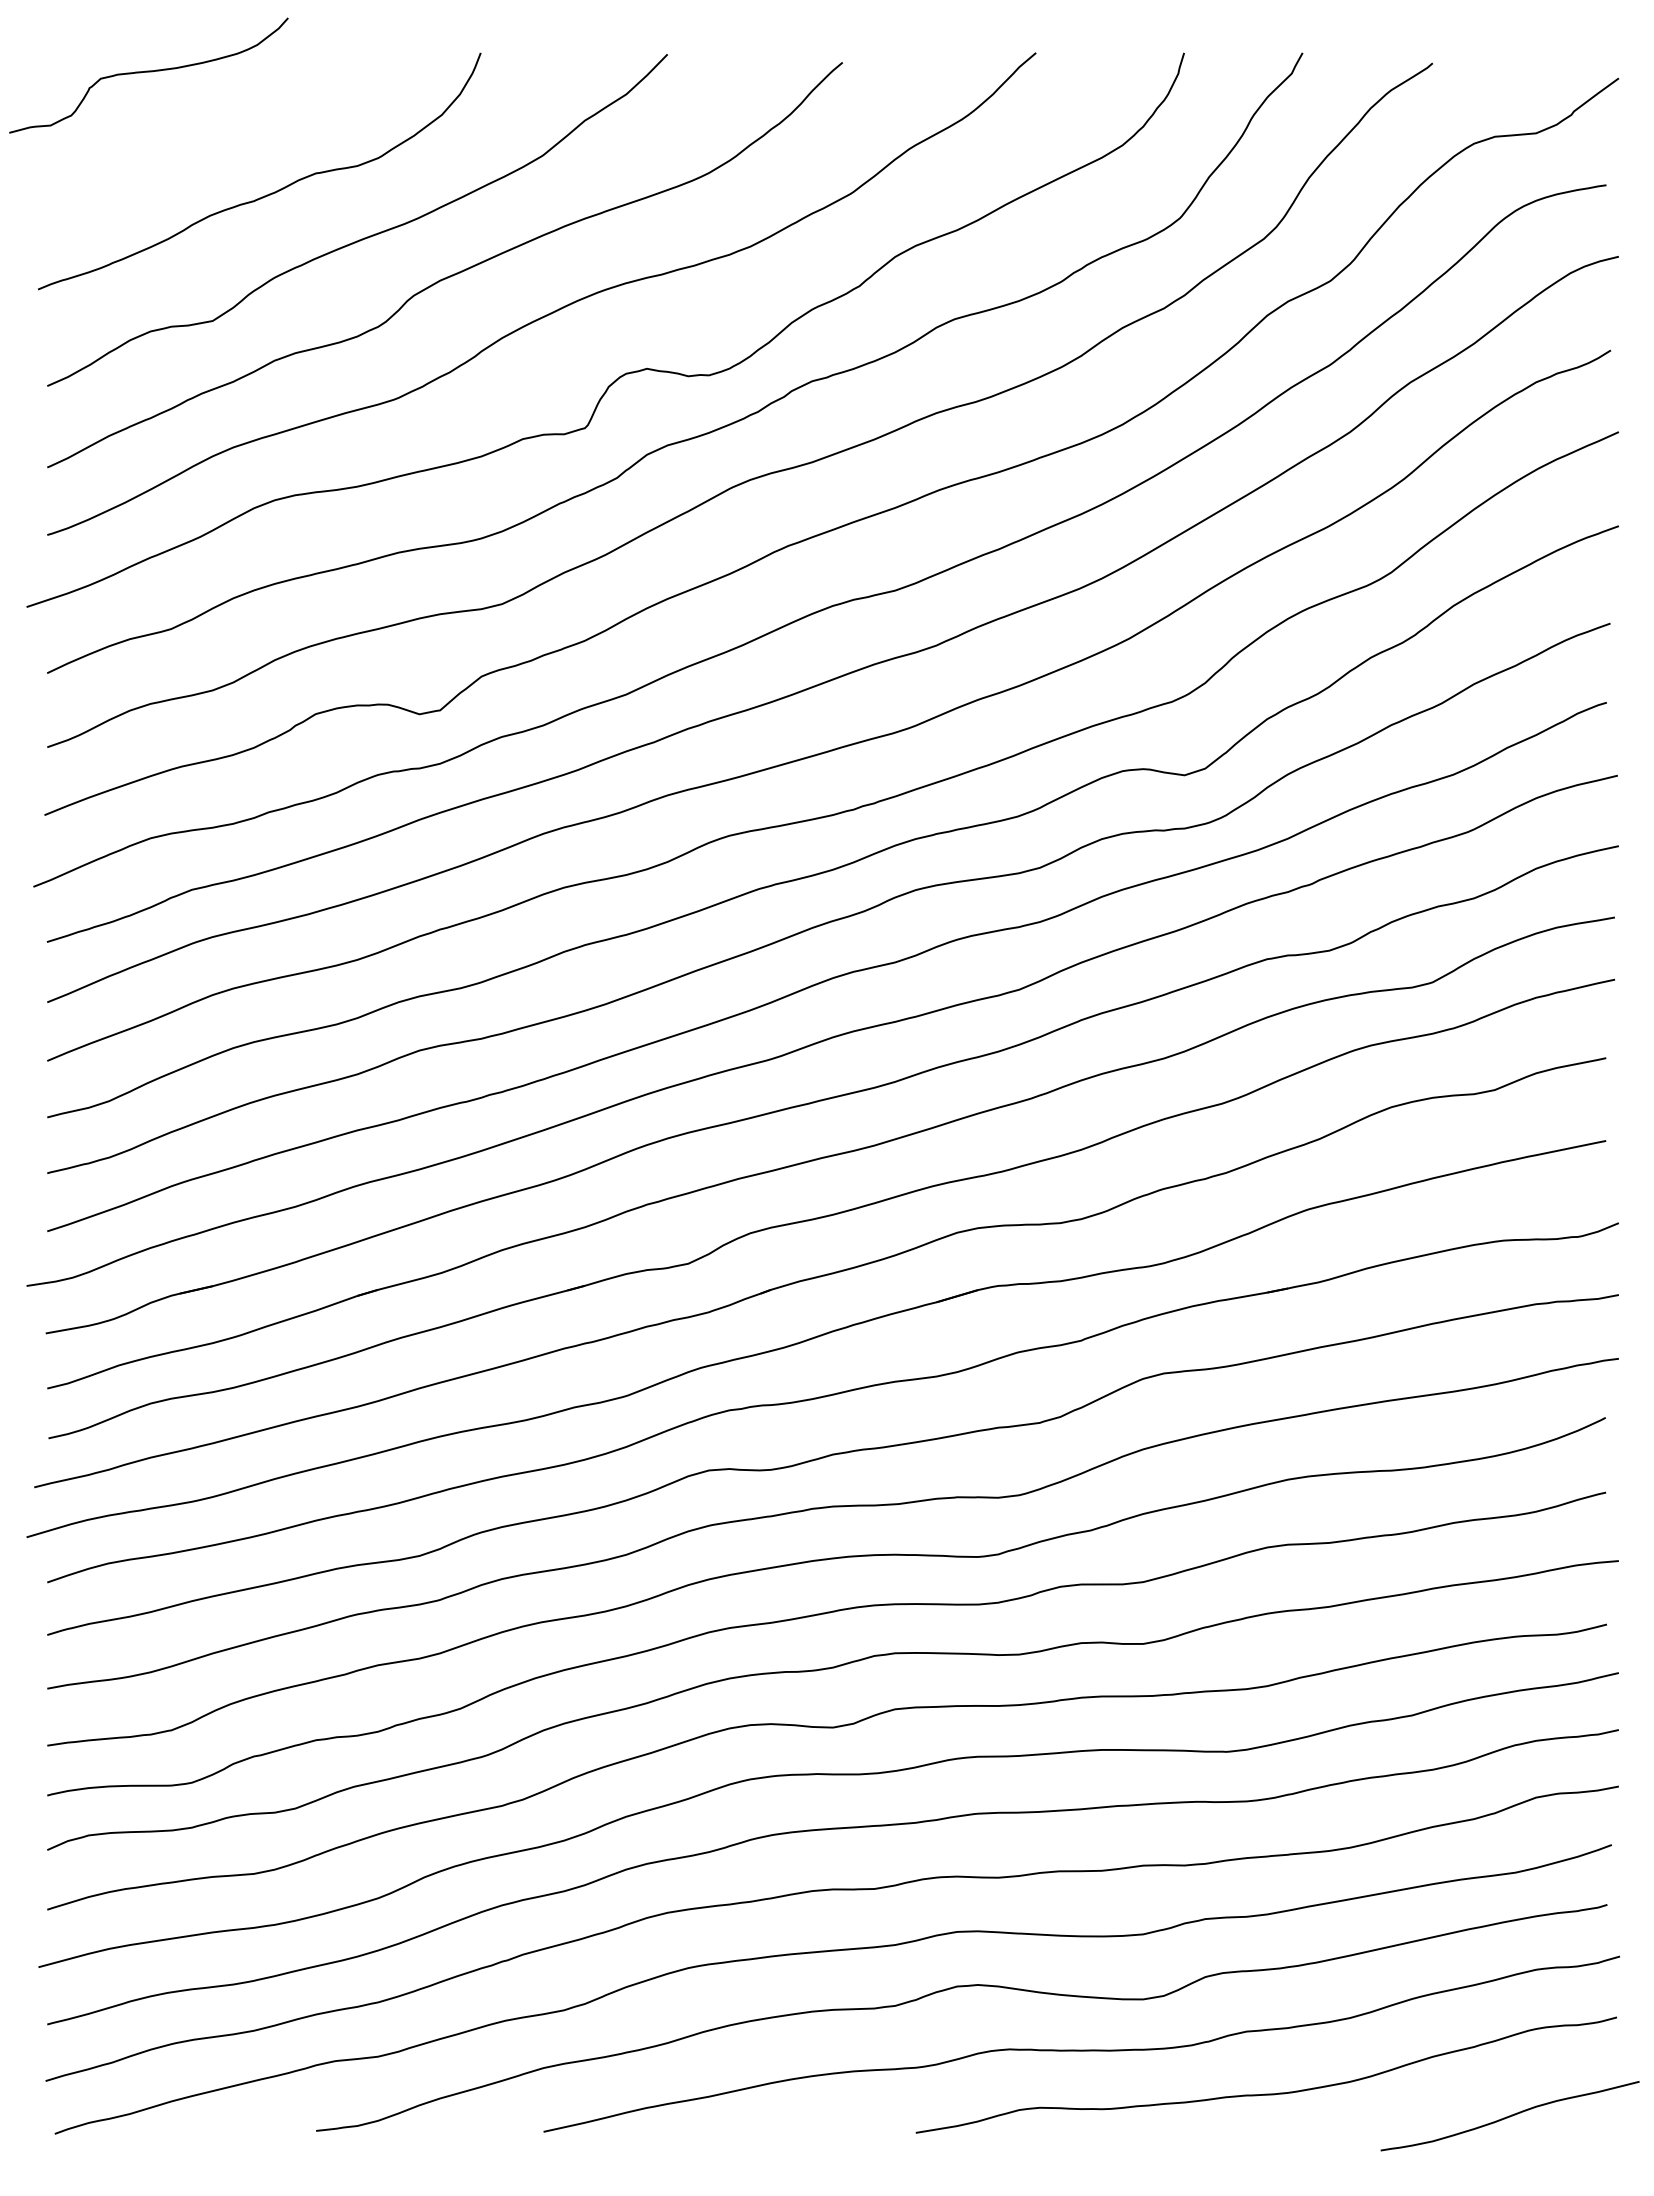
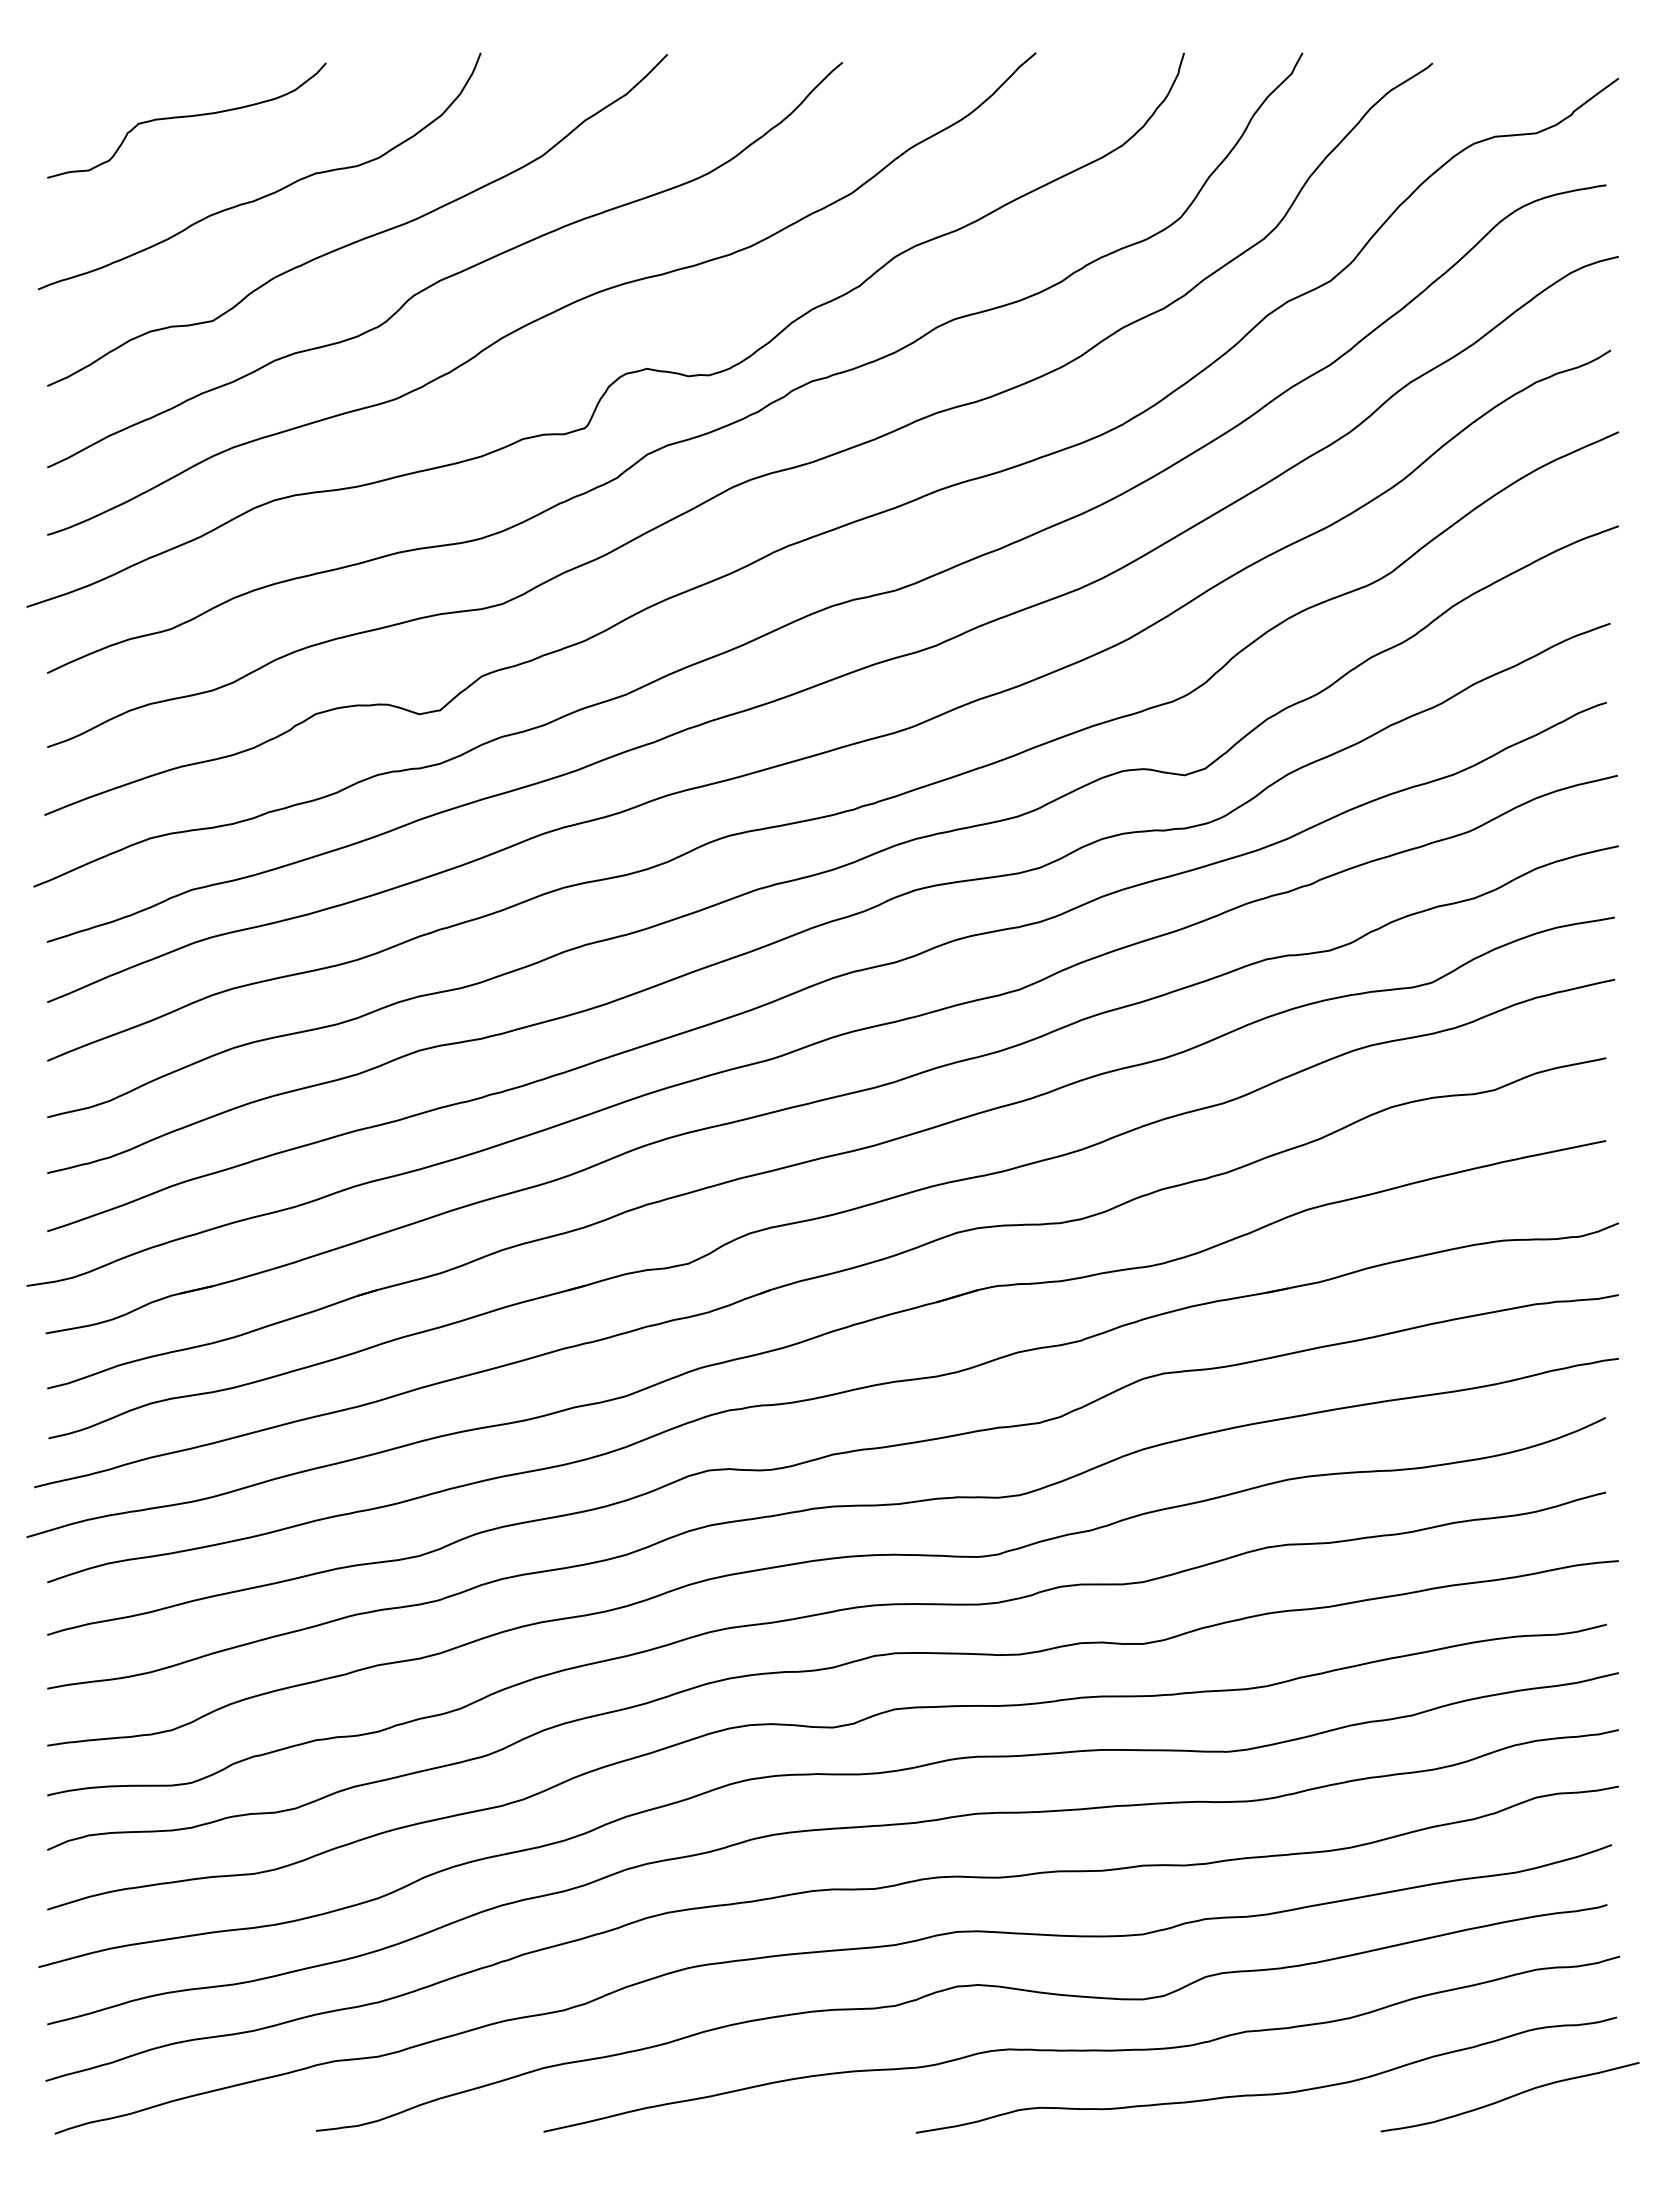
curve position: (148, 72) -> (186, 117) (186, 117)
curve position: (1509, 2116) -> (1509, 2097) (1509, 2097)
